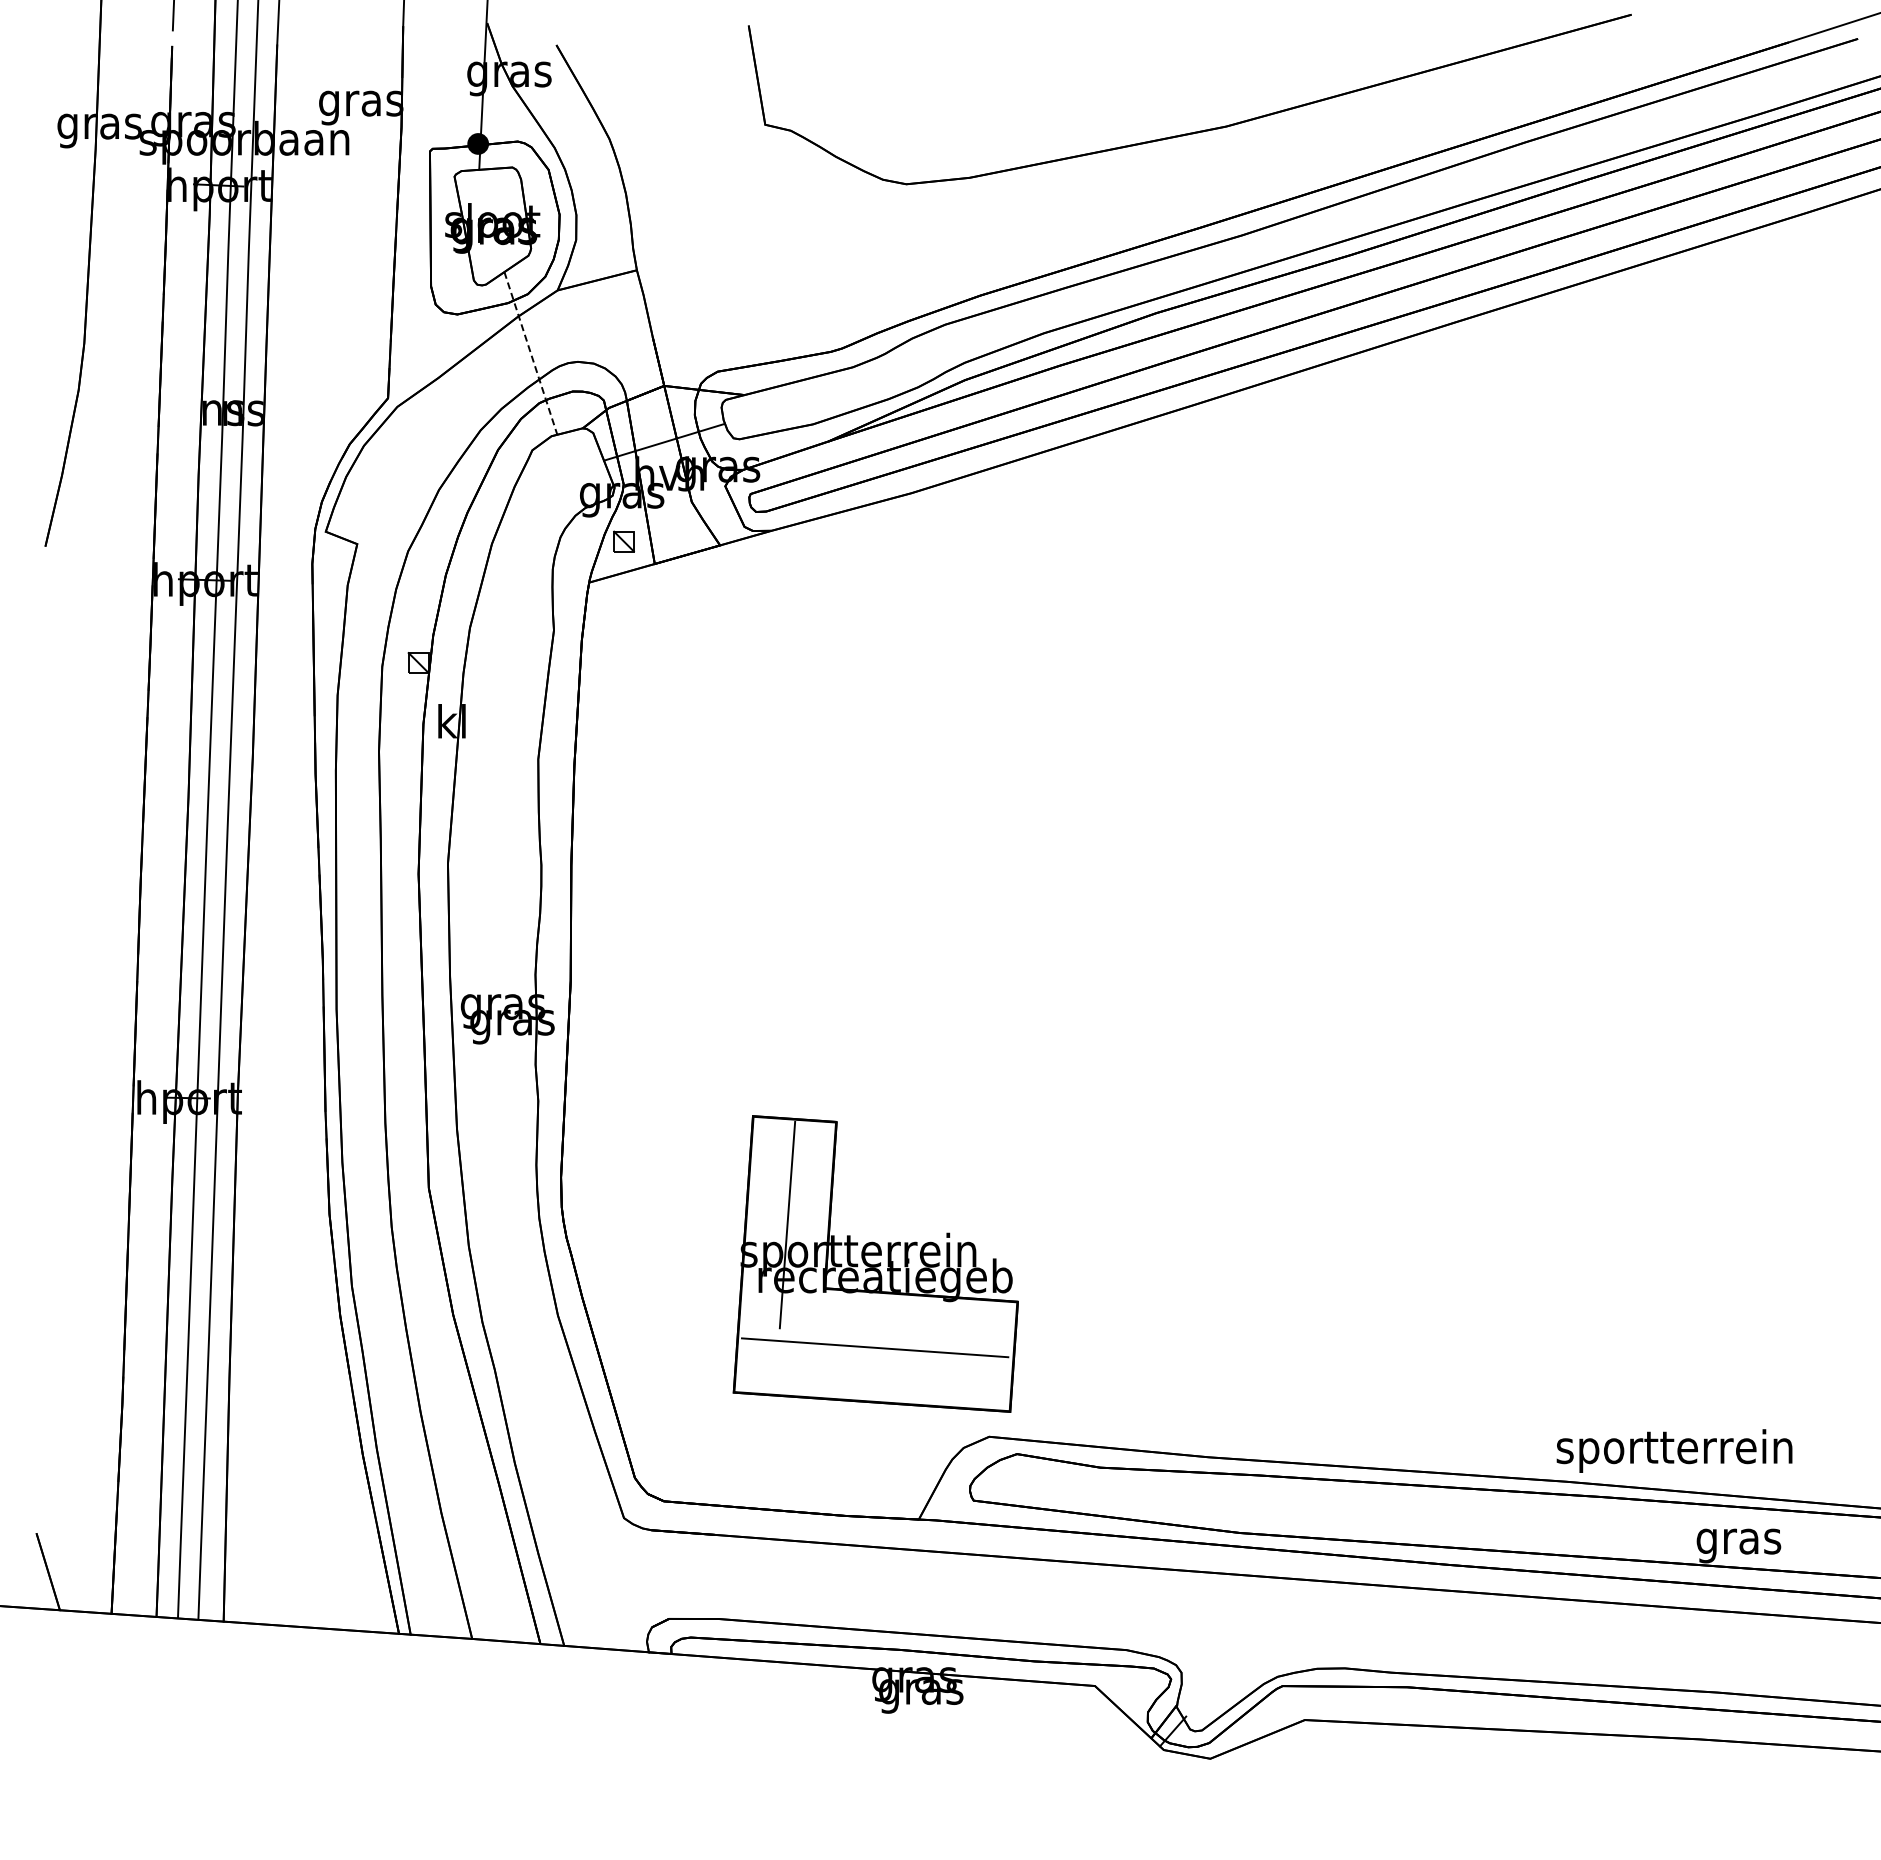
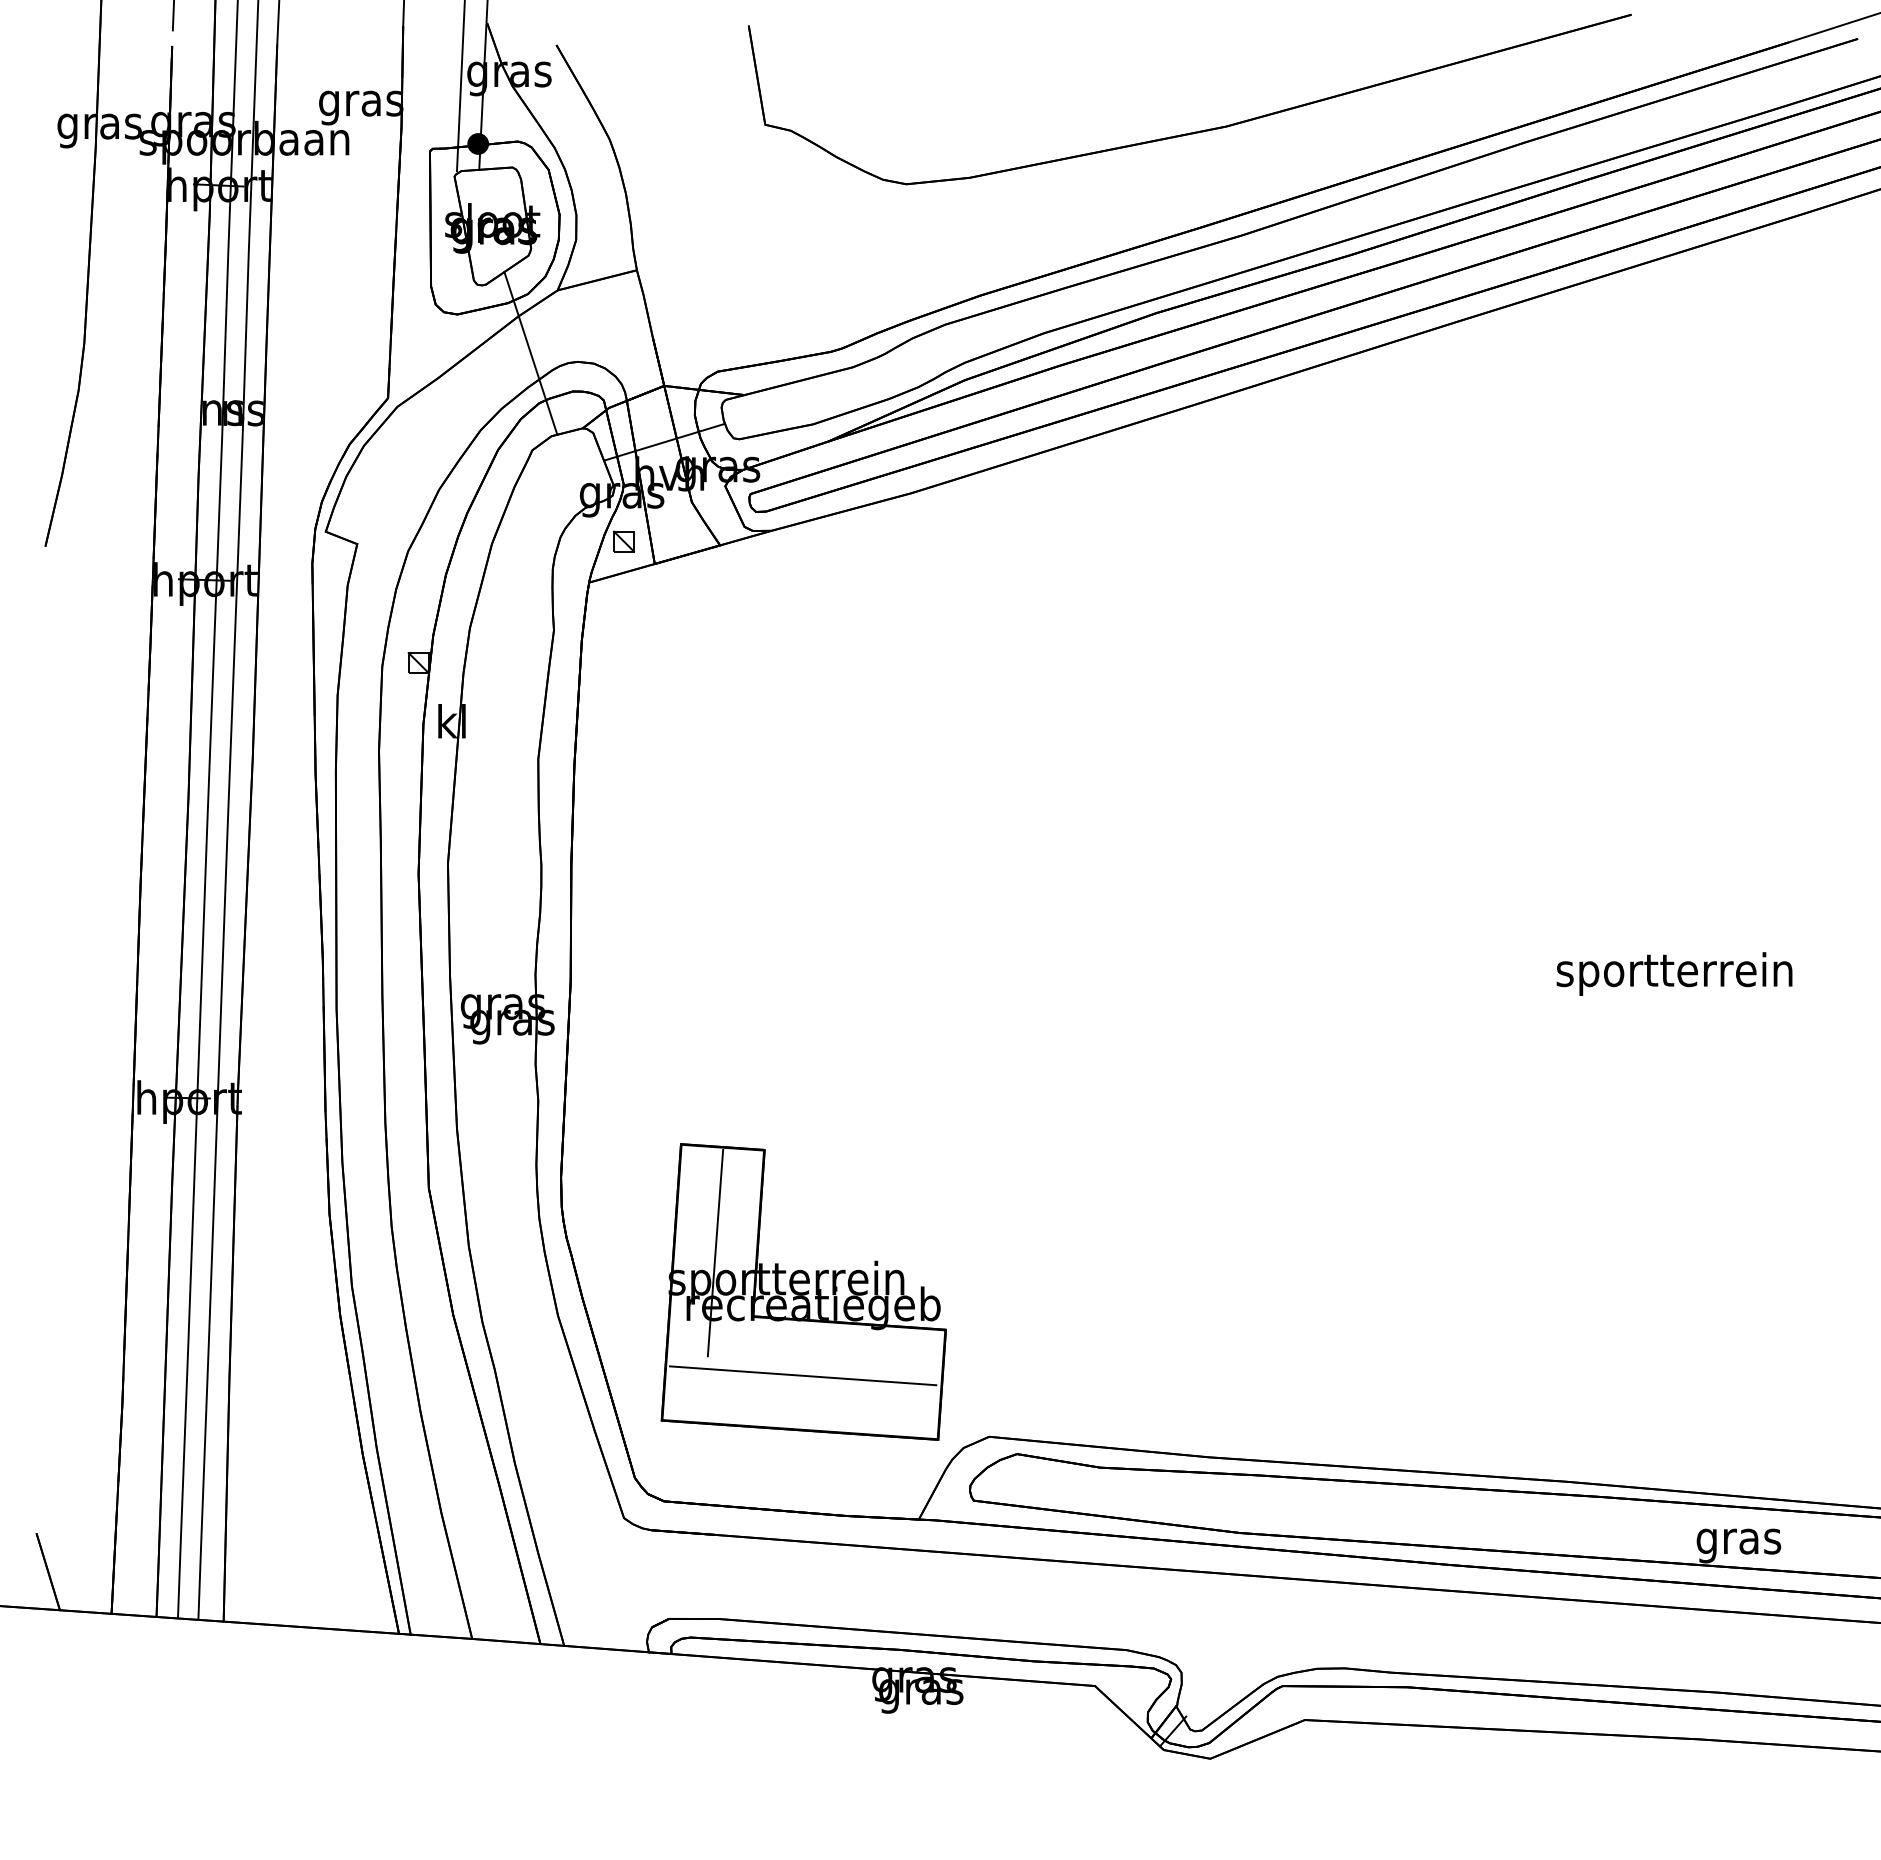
line: none -> present (460, 86)
line: dashed -> solid (530, 353)
part position: (875, 1263) -> (803, 1291) (803, 1291)
text position: (1674, 1450) -> (1674, 973) (1674, 973)
